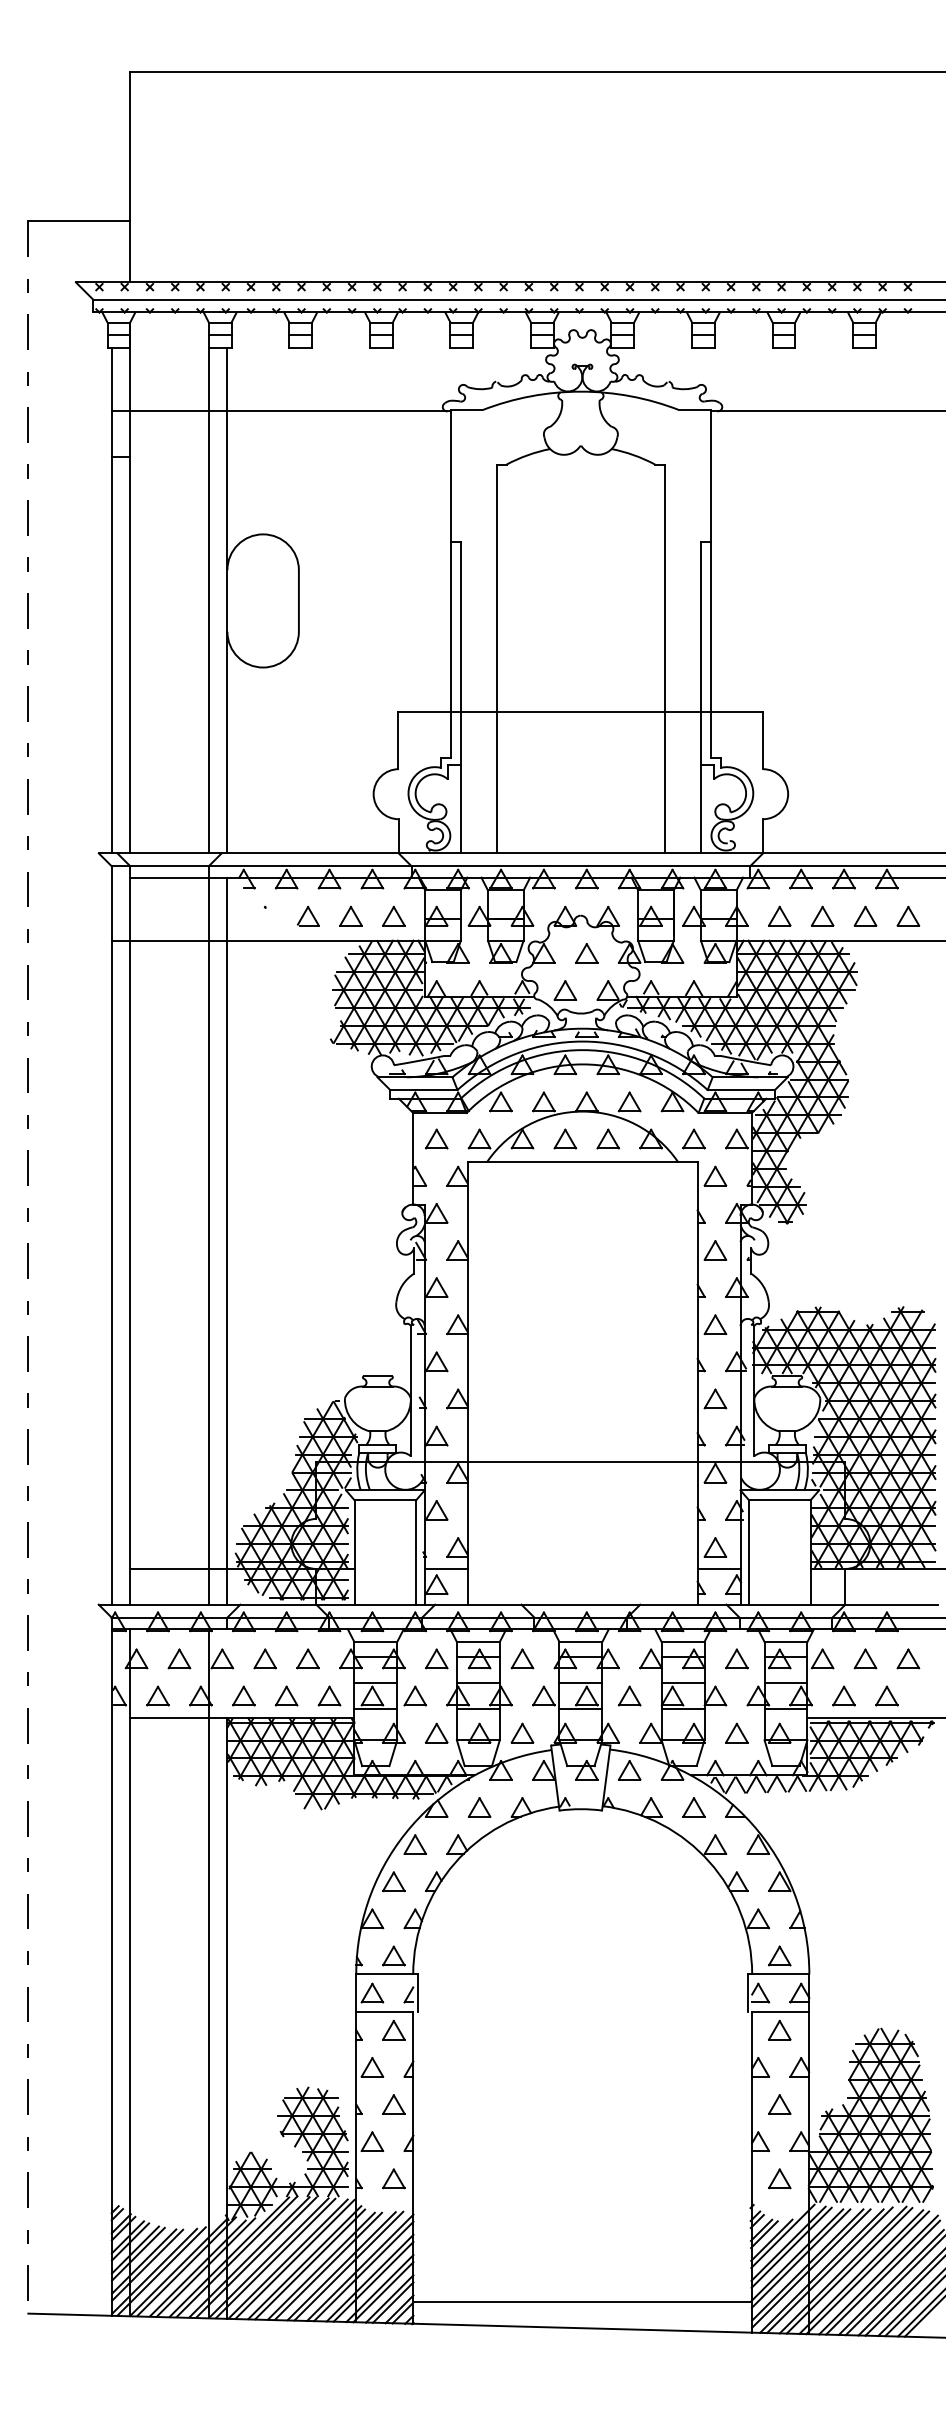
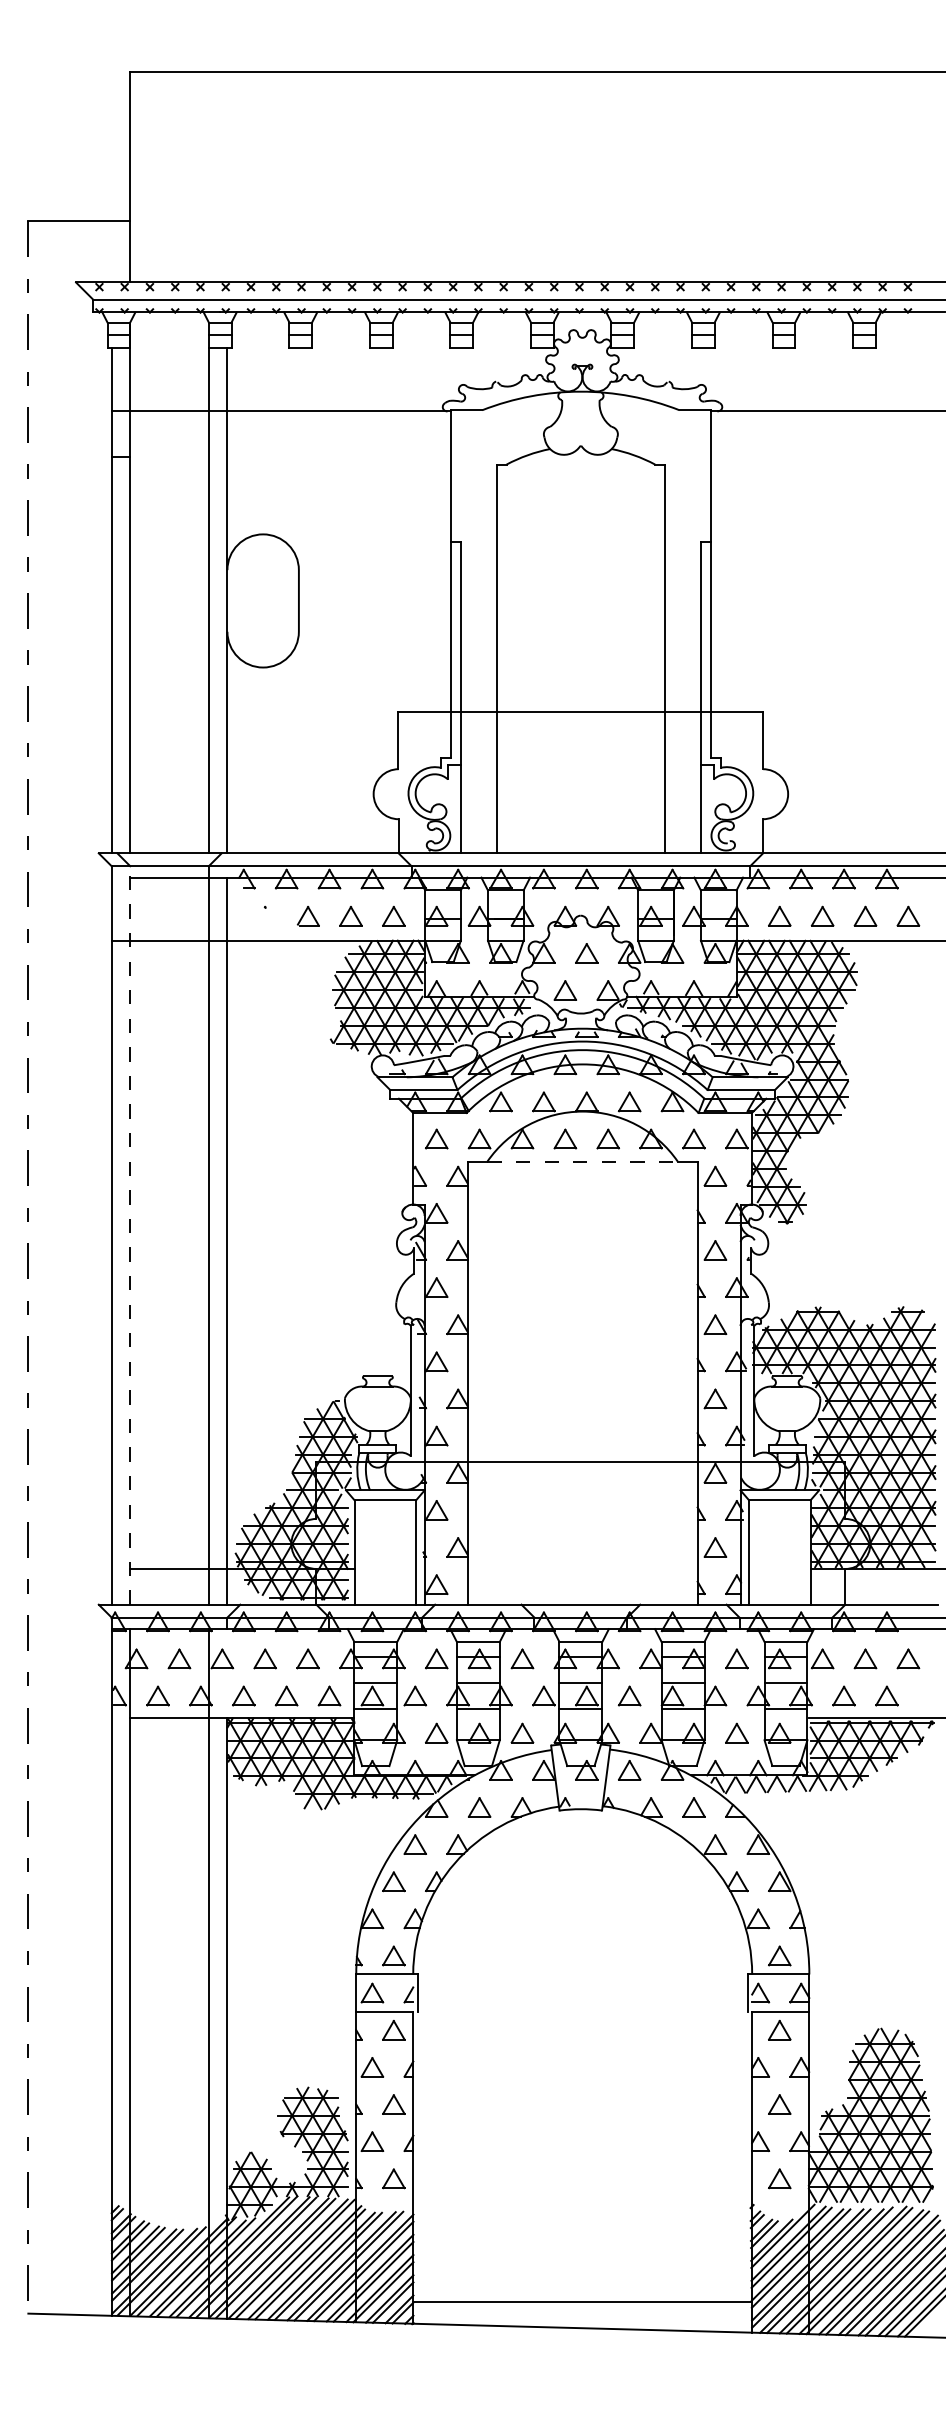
line: solid -> dashed (583, 1161)
line: solid -> dashed (130, 1234)
line: present -> none (445, 1568)
line: present -> none (718, 1568)
